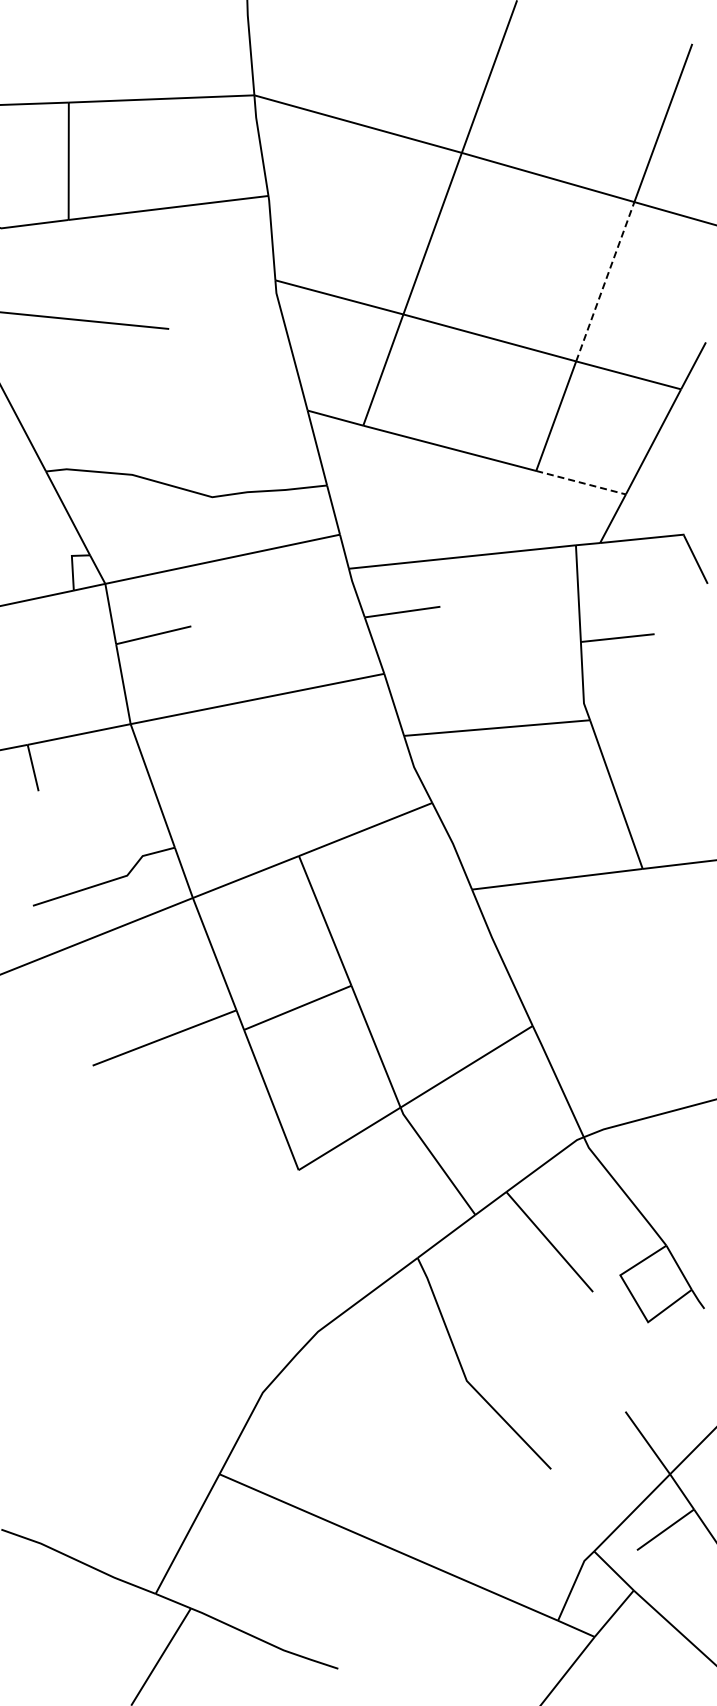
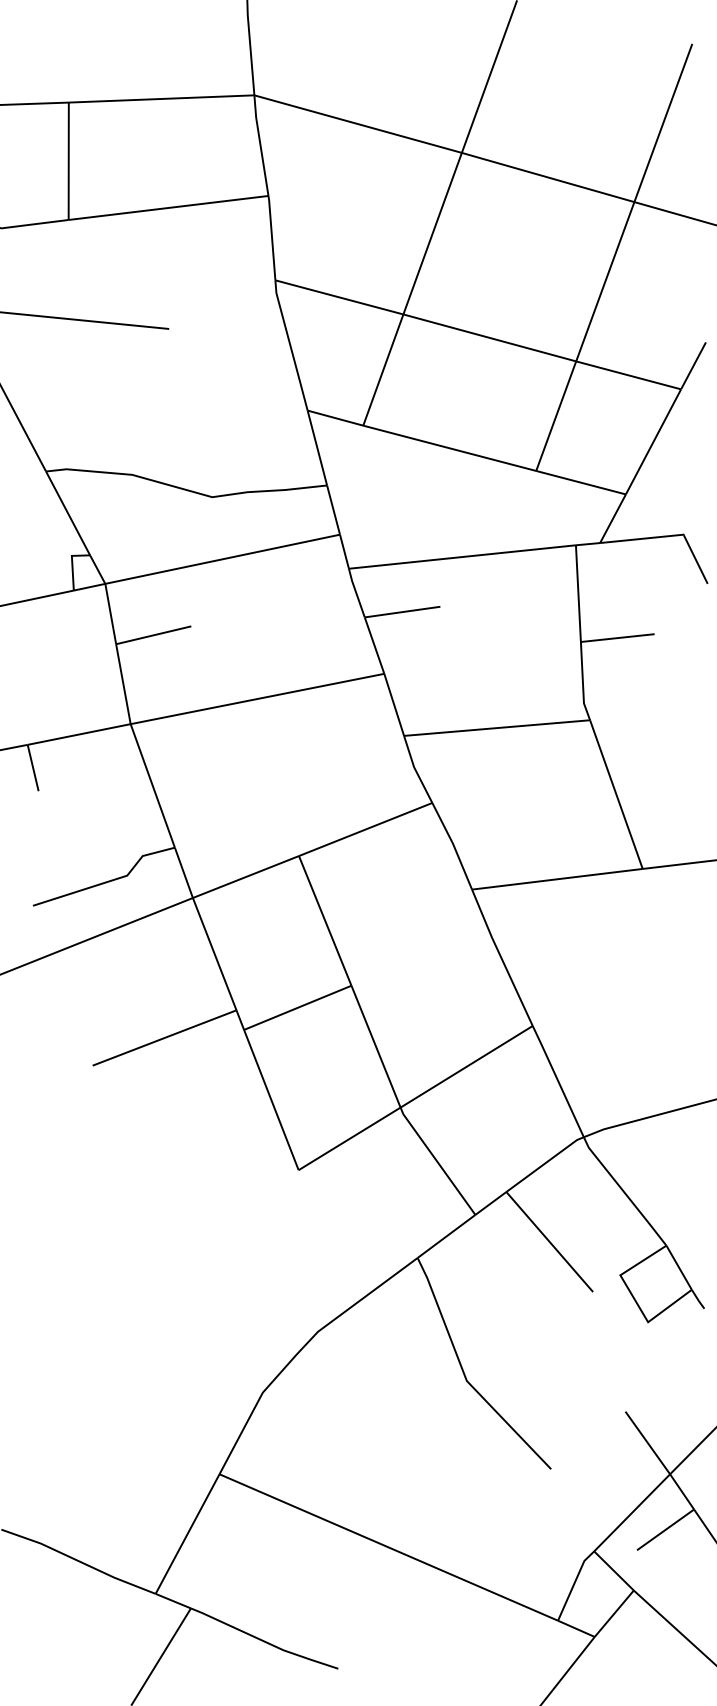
line: dashed -> solid (605, 281)
line: dashed -> solid (581, 482)
